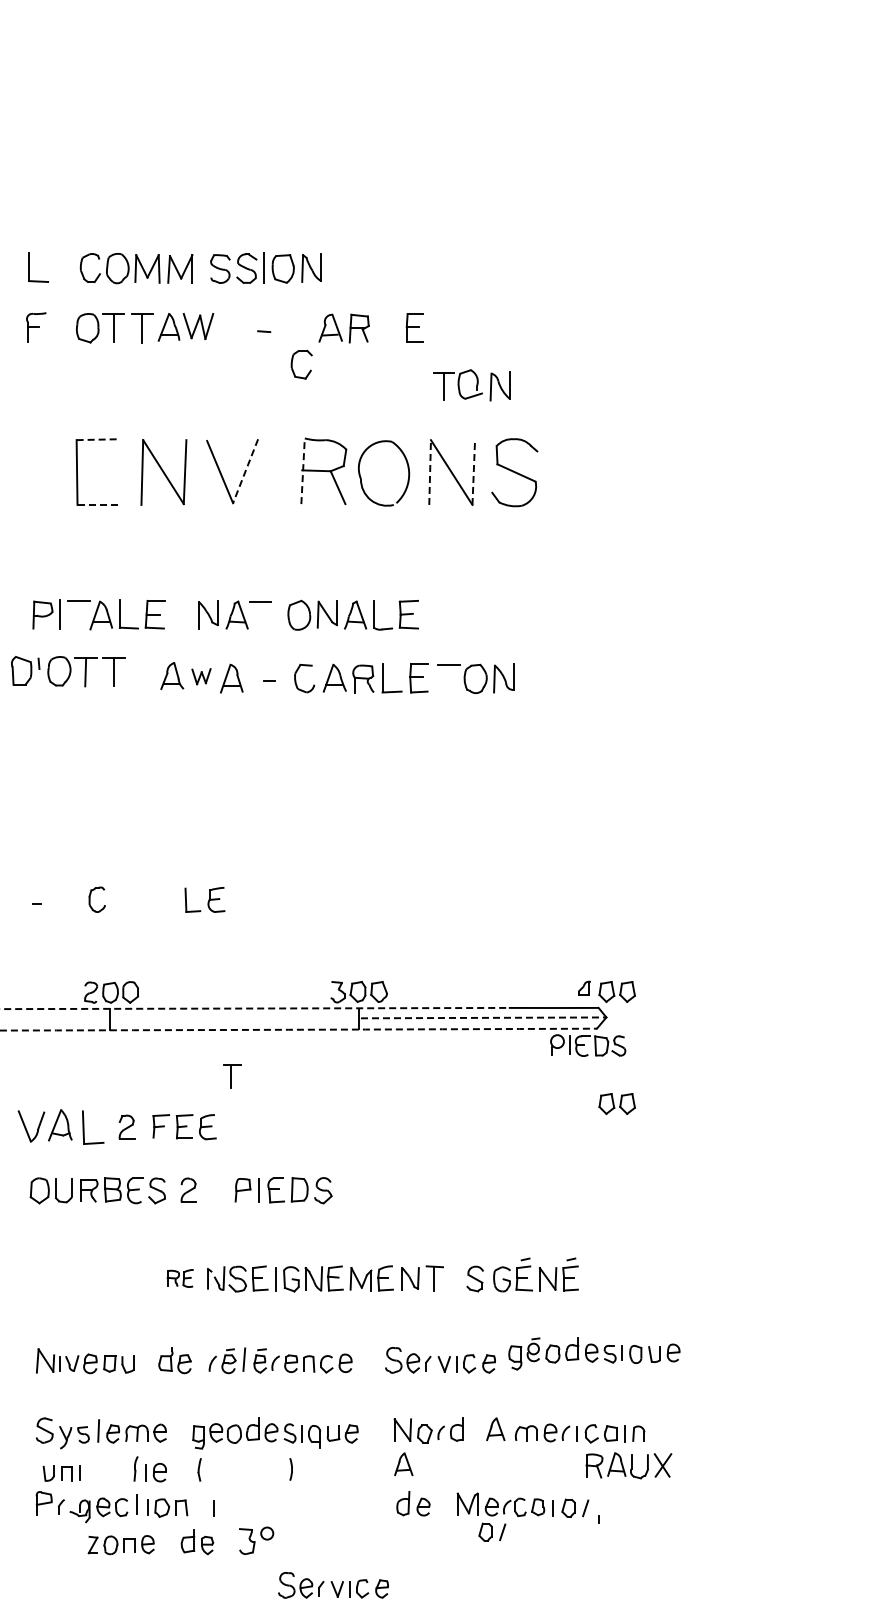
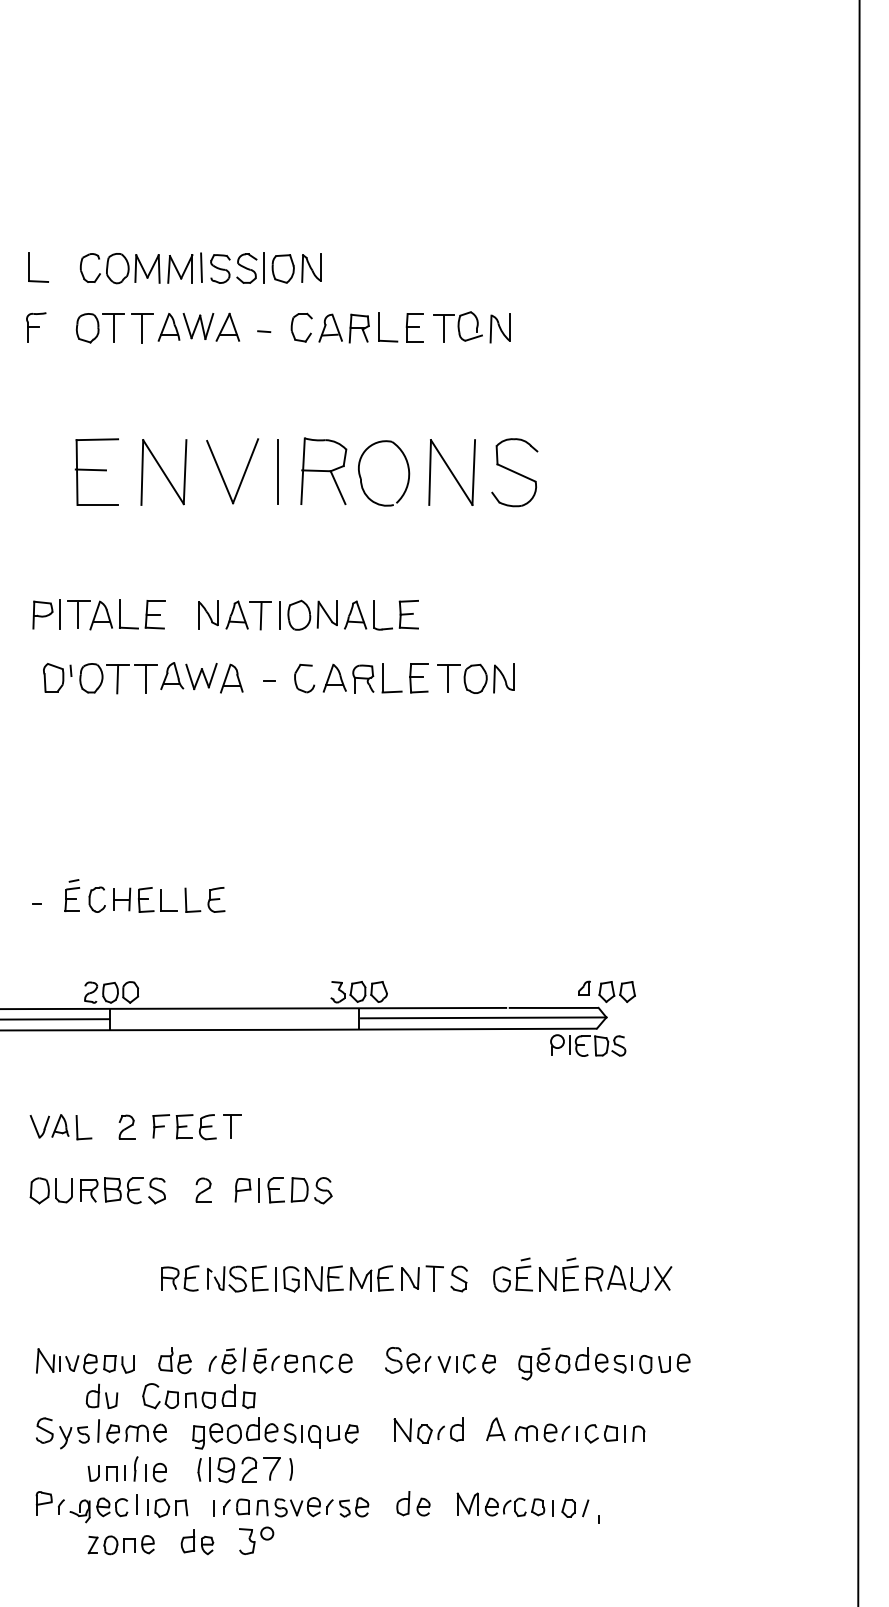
line: none -> present (201, 267)
part: none -> present (227, 326)
part: none -> present (379, 327)
part position: (292, 364) -> (292, 327) (292, 327)
part position: (471, 385) -> (471, 327) (471, 327)
line: dashed -> solid (97, 439)
line: none -> present (90, 469)
line: dashed -> solid (245, 471)
line: dashed -> solid (303, 471)
line: none -> present (278, 472)
line: dashed -> solid (430, 472)
line: dashed -> solid (473, 472)
line: dashed -> solid (97, 504)
line: none -> present (78, 614)
line: none -> present (260, 615)
line: none -> present (279, 615)
part position: (68, 671) -> (100, 678) (100, 678)
part size: 21x18 px -> 33x28 px (201, 676)
line: none -> present (448, 678)
line: none -> present (858, 802)
part: none -> present (72, 895)
part: none -> present (145, 899)
line: dashed -> solid (253, 1008)
line: dashed -> solid (483, 1017)
line: none -> present (55, 1019)
arc: dashed -> solid (298, 1029)
part position: (232, 1076) -> (232, 1126) (232, 1126)
part: present -> none (616, 1104)
part size: 88x36 px -> 64x27 px (60, 1127)
part position: (188, 1189) -> (203, 1189) (203, 1189)
part size: 28x19 px -> 39x27 px (180, 1278)
part position: (474, 1278) -> (458, 1278) (458, 1278)
part position: (594, 1353) -> (604, 1363) (604, 1363)
part: none -> present (102, 1395)
part: none -> present (198, 1396)
part: present -> none (403, 1464)
part position: (628, 1465) -> (628, 1278) (628, 1278)
part: none -> present (244, 1469)
part position: (61, 1473) -> (106, 1473) (106, 1473)
part: none -> present (296, 1507)
part: present -> none (492, 1531)
part: present -> none (333, 1585)
